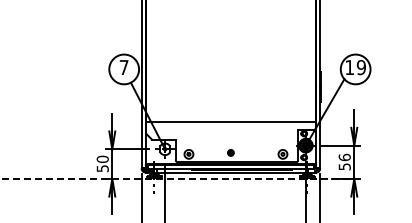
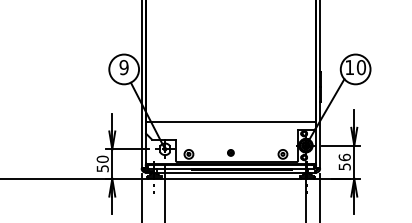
text: 7 -> 9 (123, 67)
text: 19 -> 10 (360, 67)
line: dashed -> solid (174, 178)
